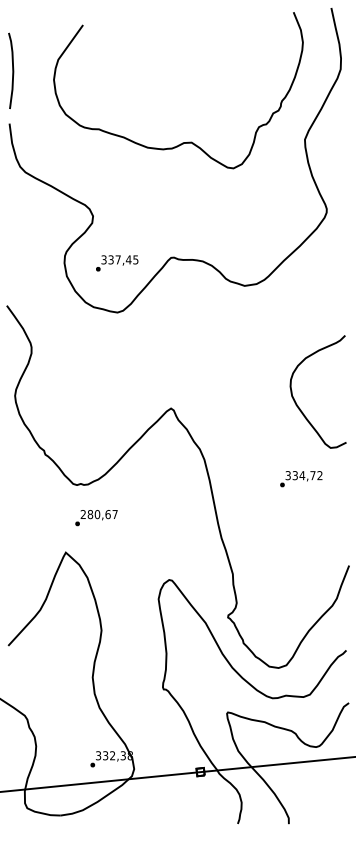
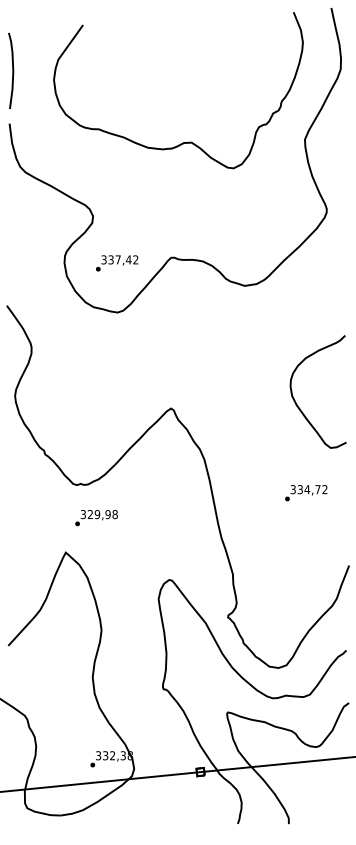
text: 337,45 -> 337,42 (135, 259)
text position: (301, 479) -> (306, 493) (306, 493)
text: 280,67 -> 329,98 (98, 514)
